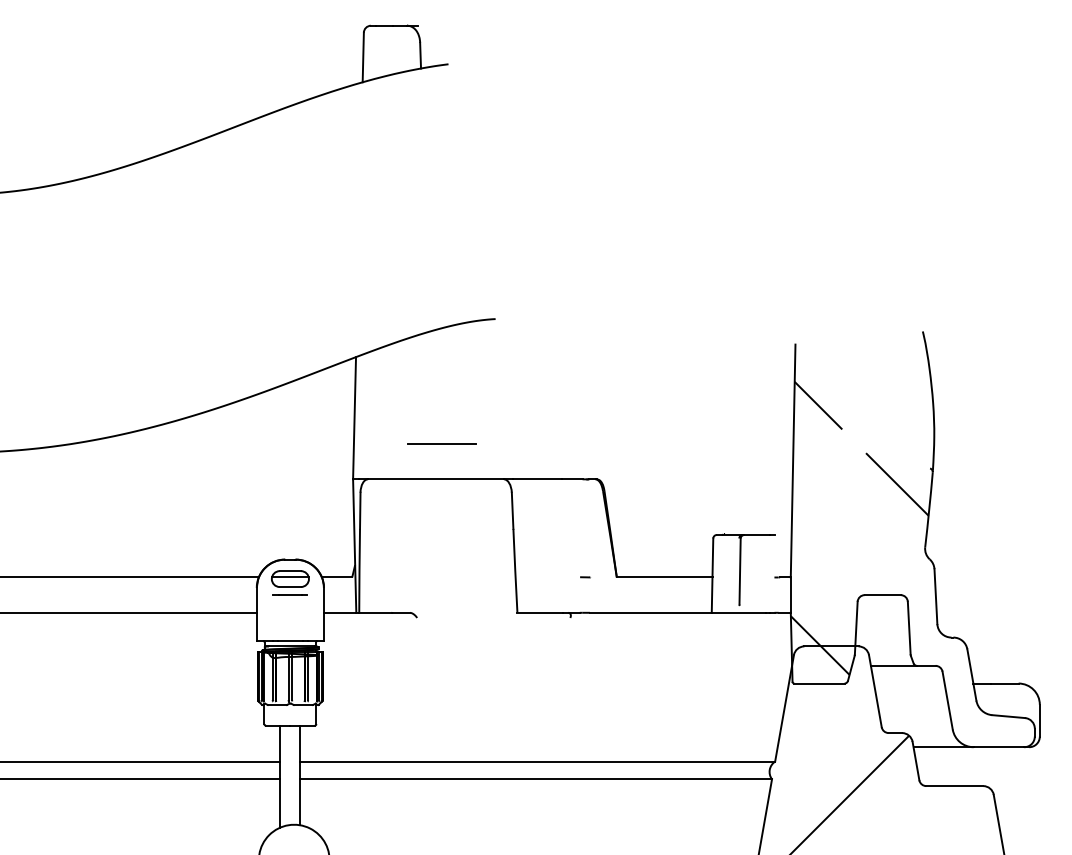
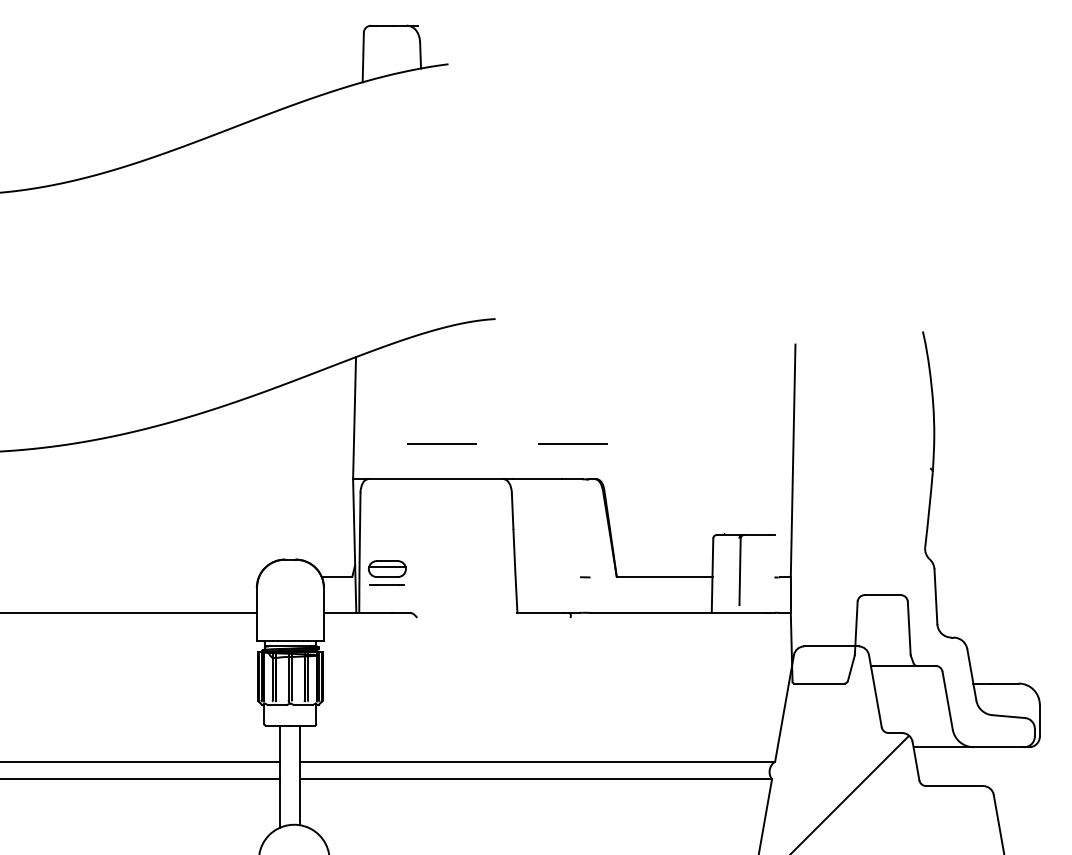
line: none -> present (572, 443)
hatch: present -> none (859, 527)
line: present -> none (130, 577)
part position: (290, 582) -> (387, 572) (387, 572)
